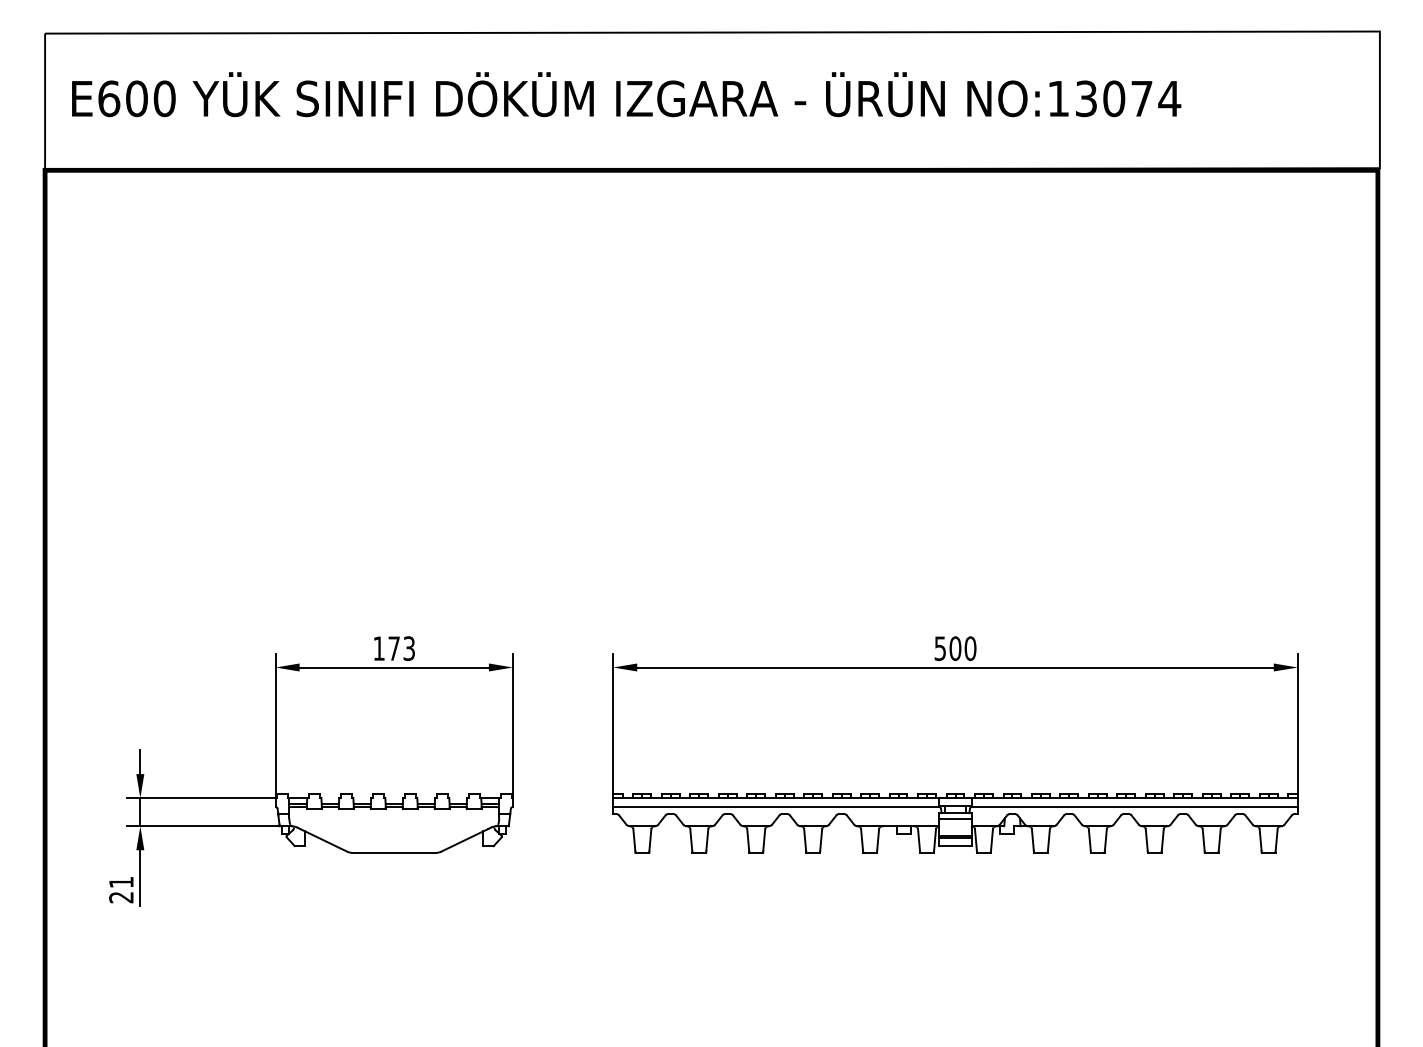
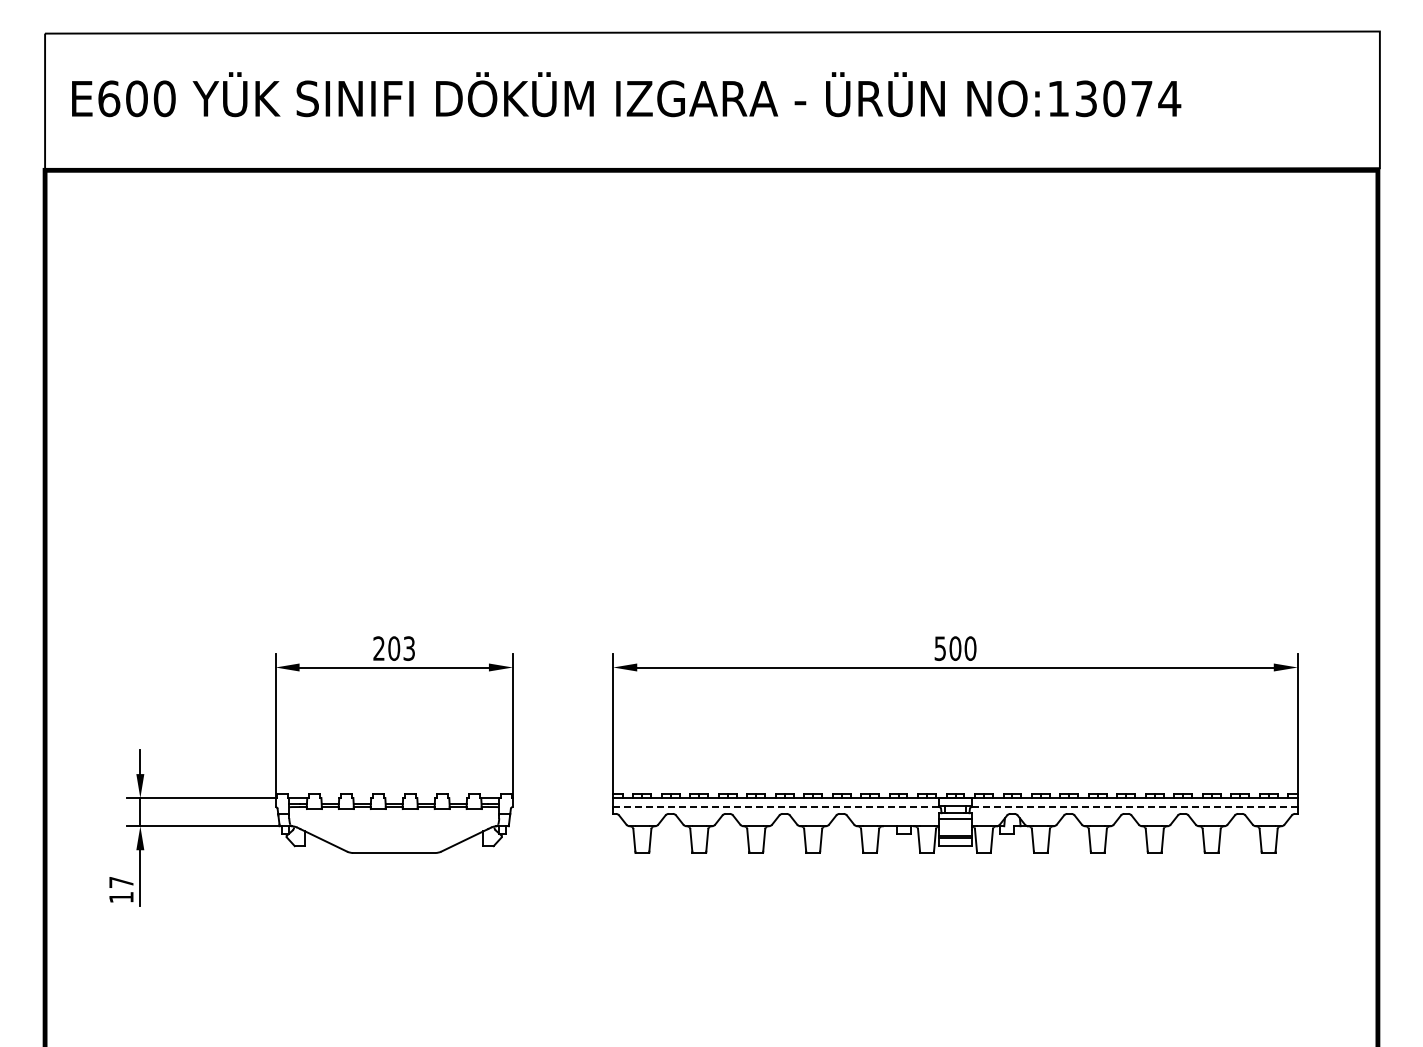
text: 173 -> 203 (386, 648)
line: solid -> dashed (776, 807)
line: solid -> dashed (1134, 807)
text: 21 -> 17 (121, 890)
